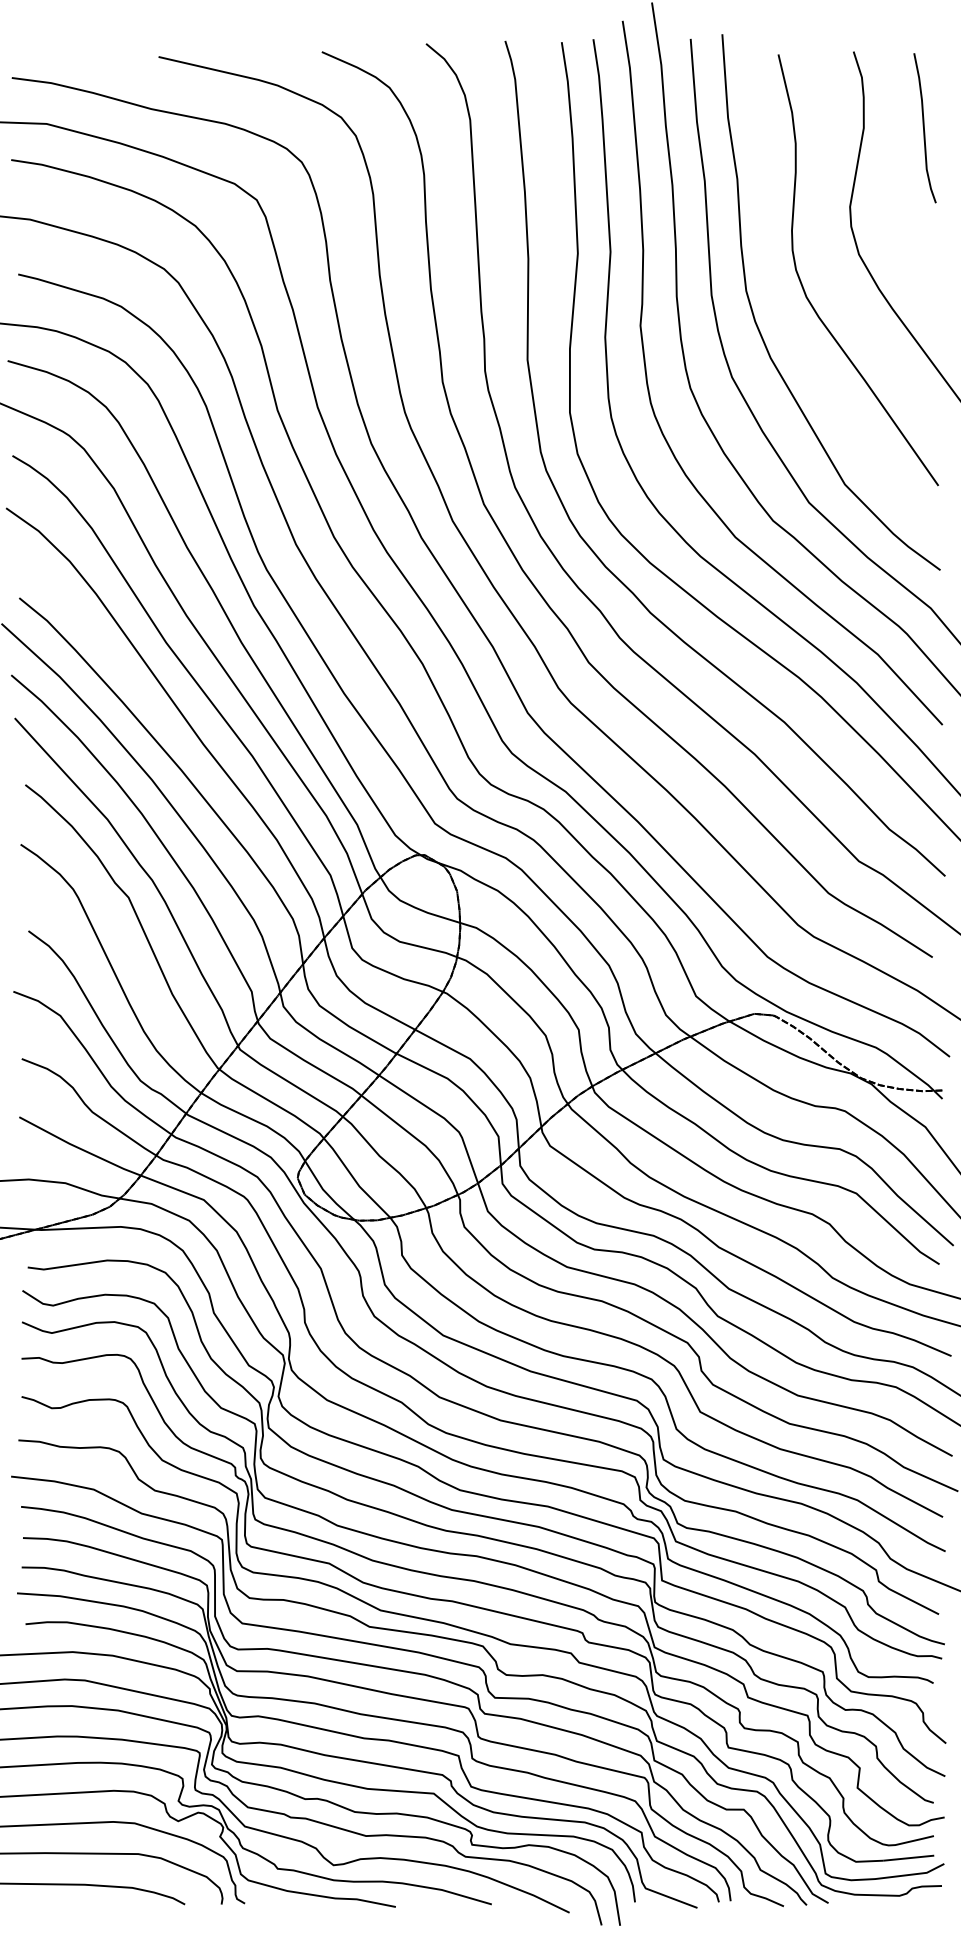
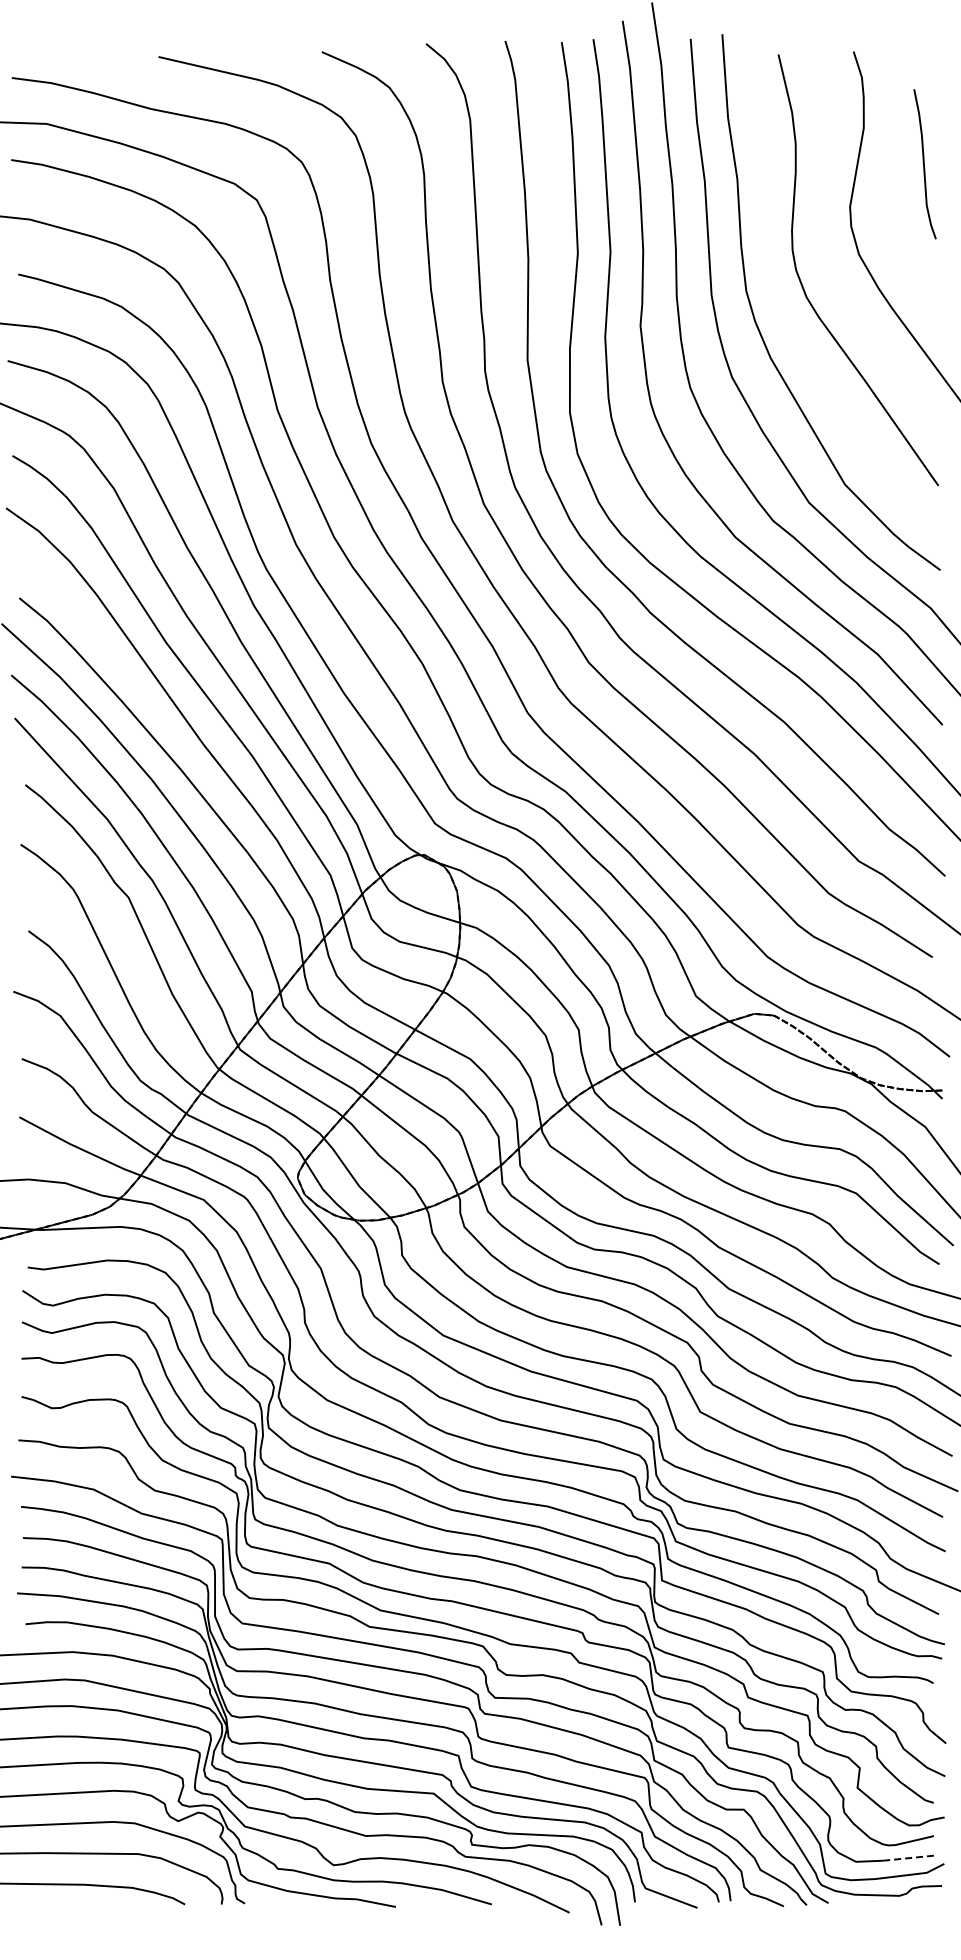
curve position: (924, 128) -> (924, 164) (924, 164)
line: solid -> dashed (908, 1858)
